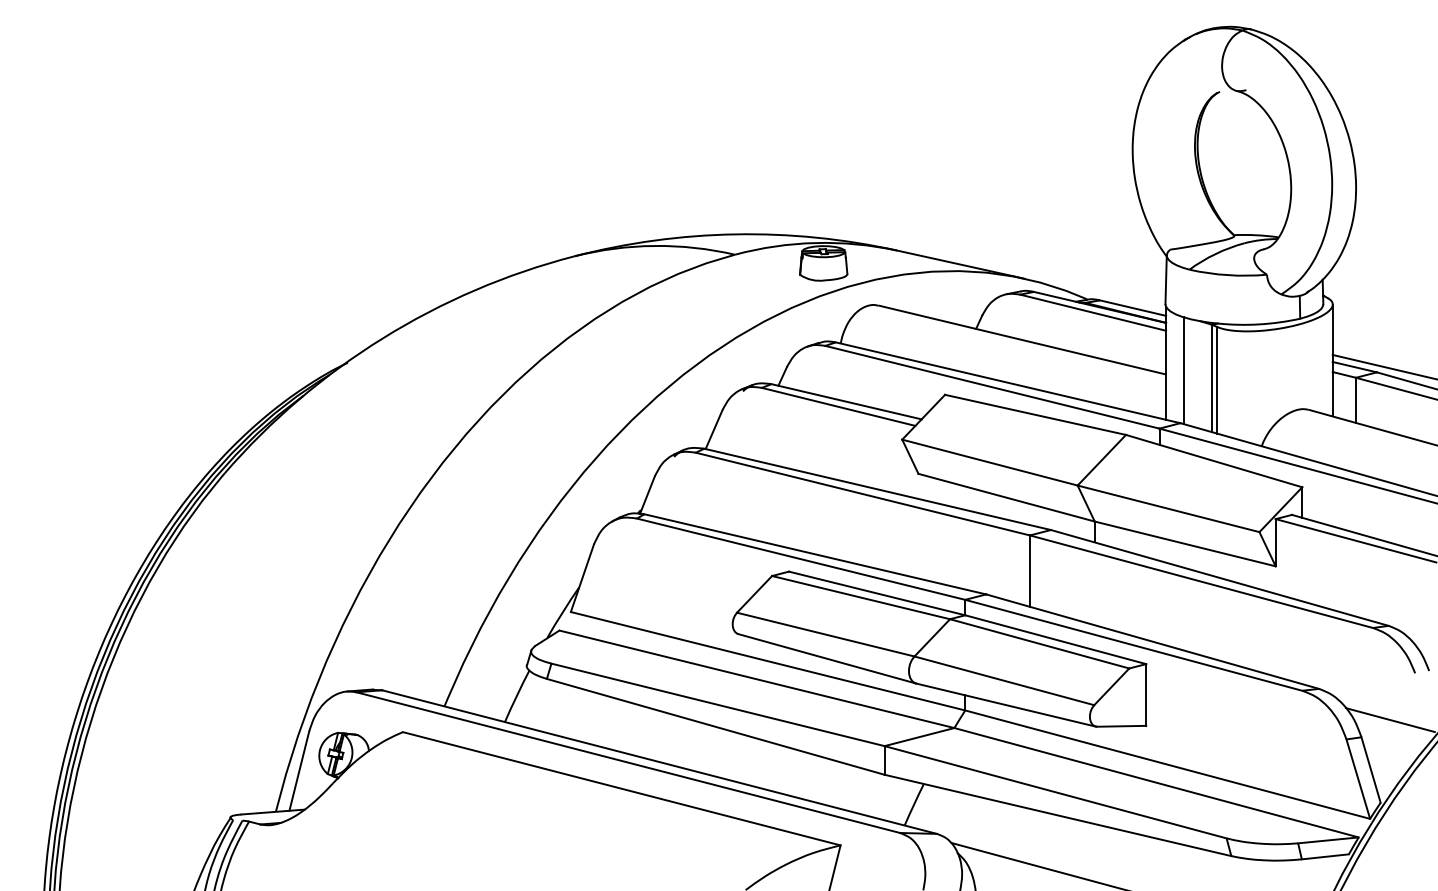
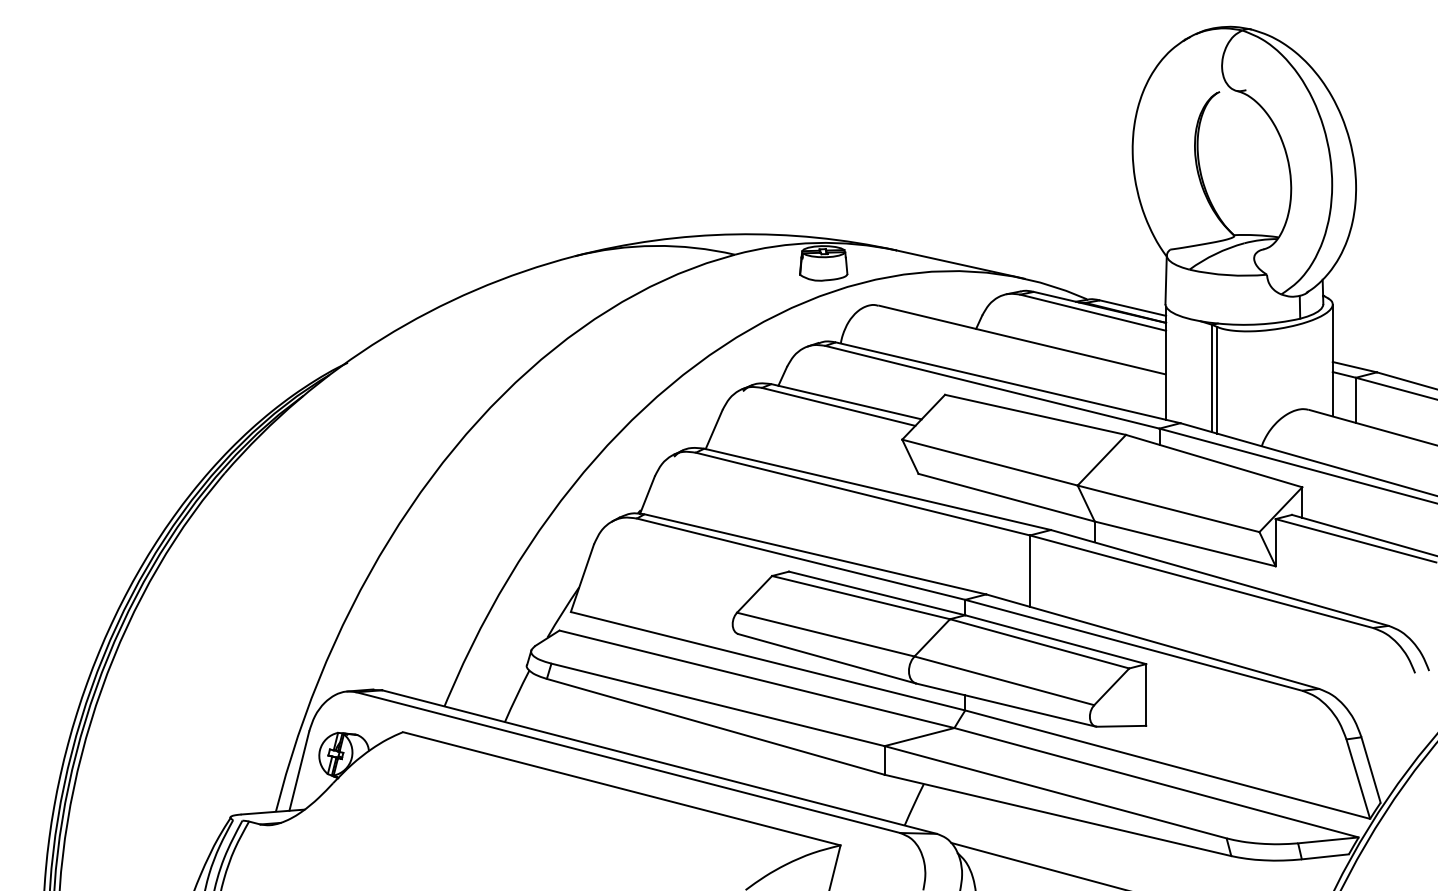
line: present -> none (1383, 366)
line: present -> none (1183, 370)
line: present -> none (1389, 720)
